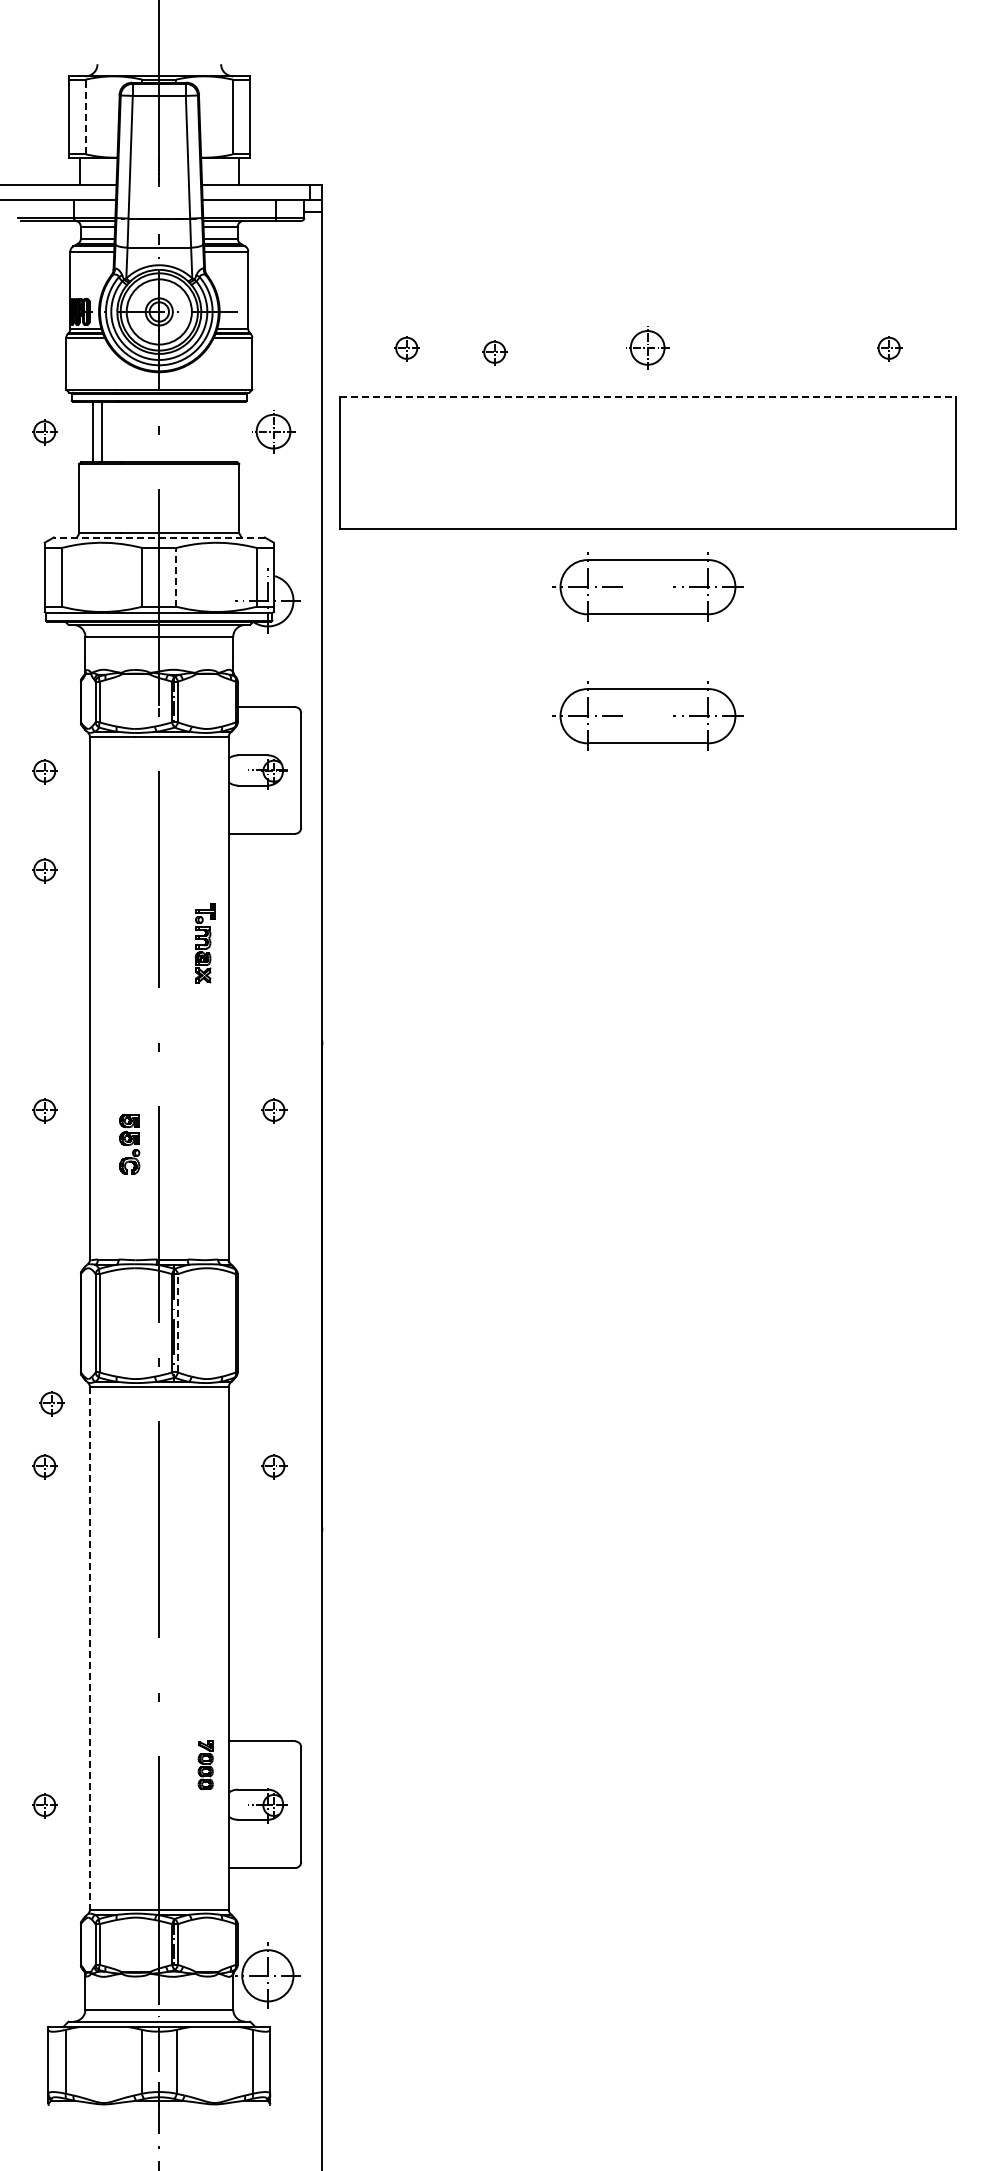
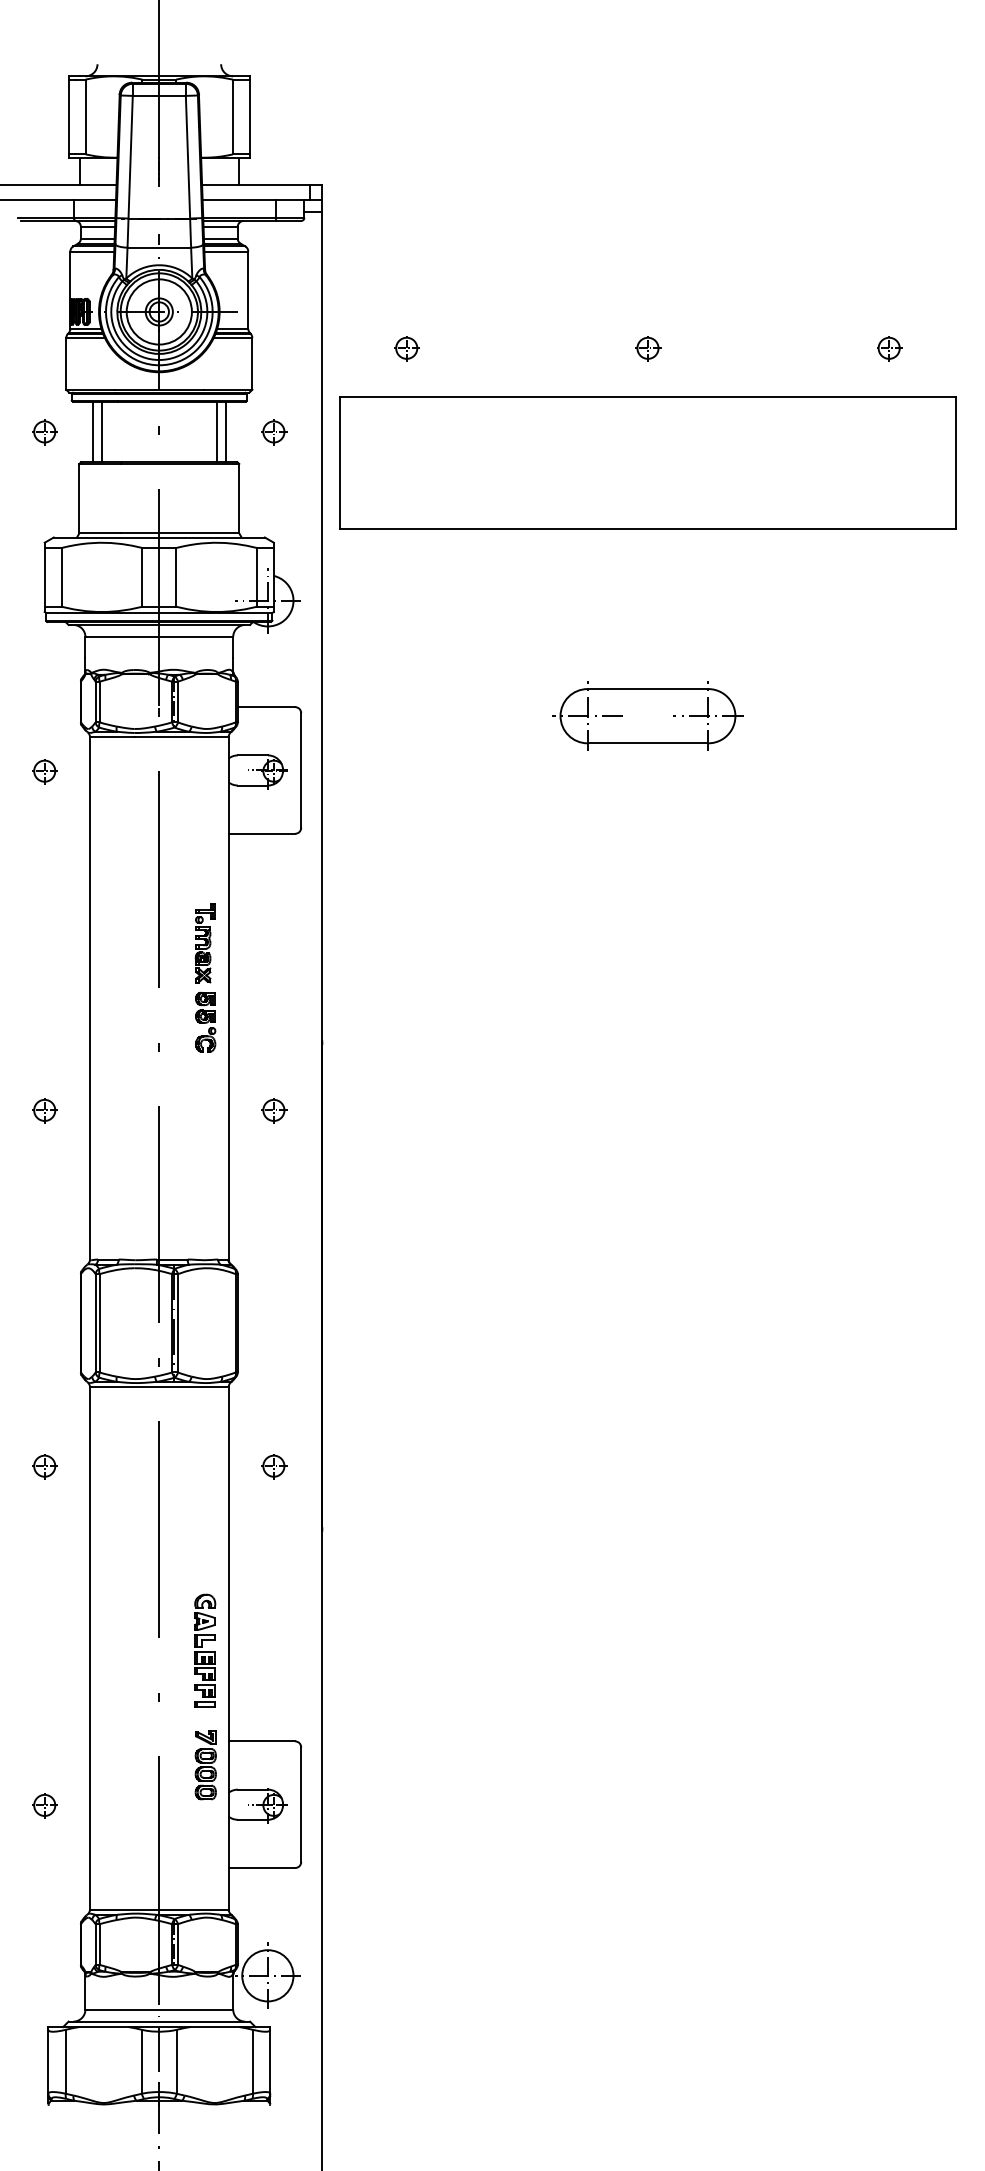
line: dashed -> solid (85, 116)
part size: 44x44 px -> 27x26 px (648, 348)
part: present -> none (494, 352)
line: dashed -> solid (647, 396)
line: none -> present (216, 431)
line: none -> present (225, 431)
part size: 44x44 px -> 27x27 px (274, 432)
line: dashed -> solid (159, 537)
line: dashed -> solid (176, 576)
part: present -> none (647, 586)
part: present -> none (44, 870)
part position: (129, 1143) -> (205, 1021) (205, 1021)
line: dashed -> solid (178, 1322)
part: present -> none (51, 1403)
line: dashed -> solid (89, 1648)
part: none -> present (205, 1650)
part size: 17x50 px -> 23x71 px (205, 1765)
